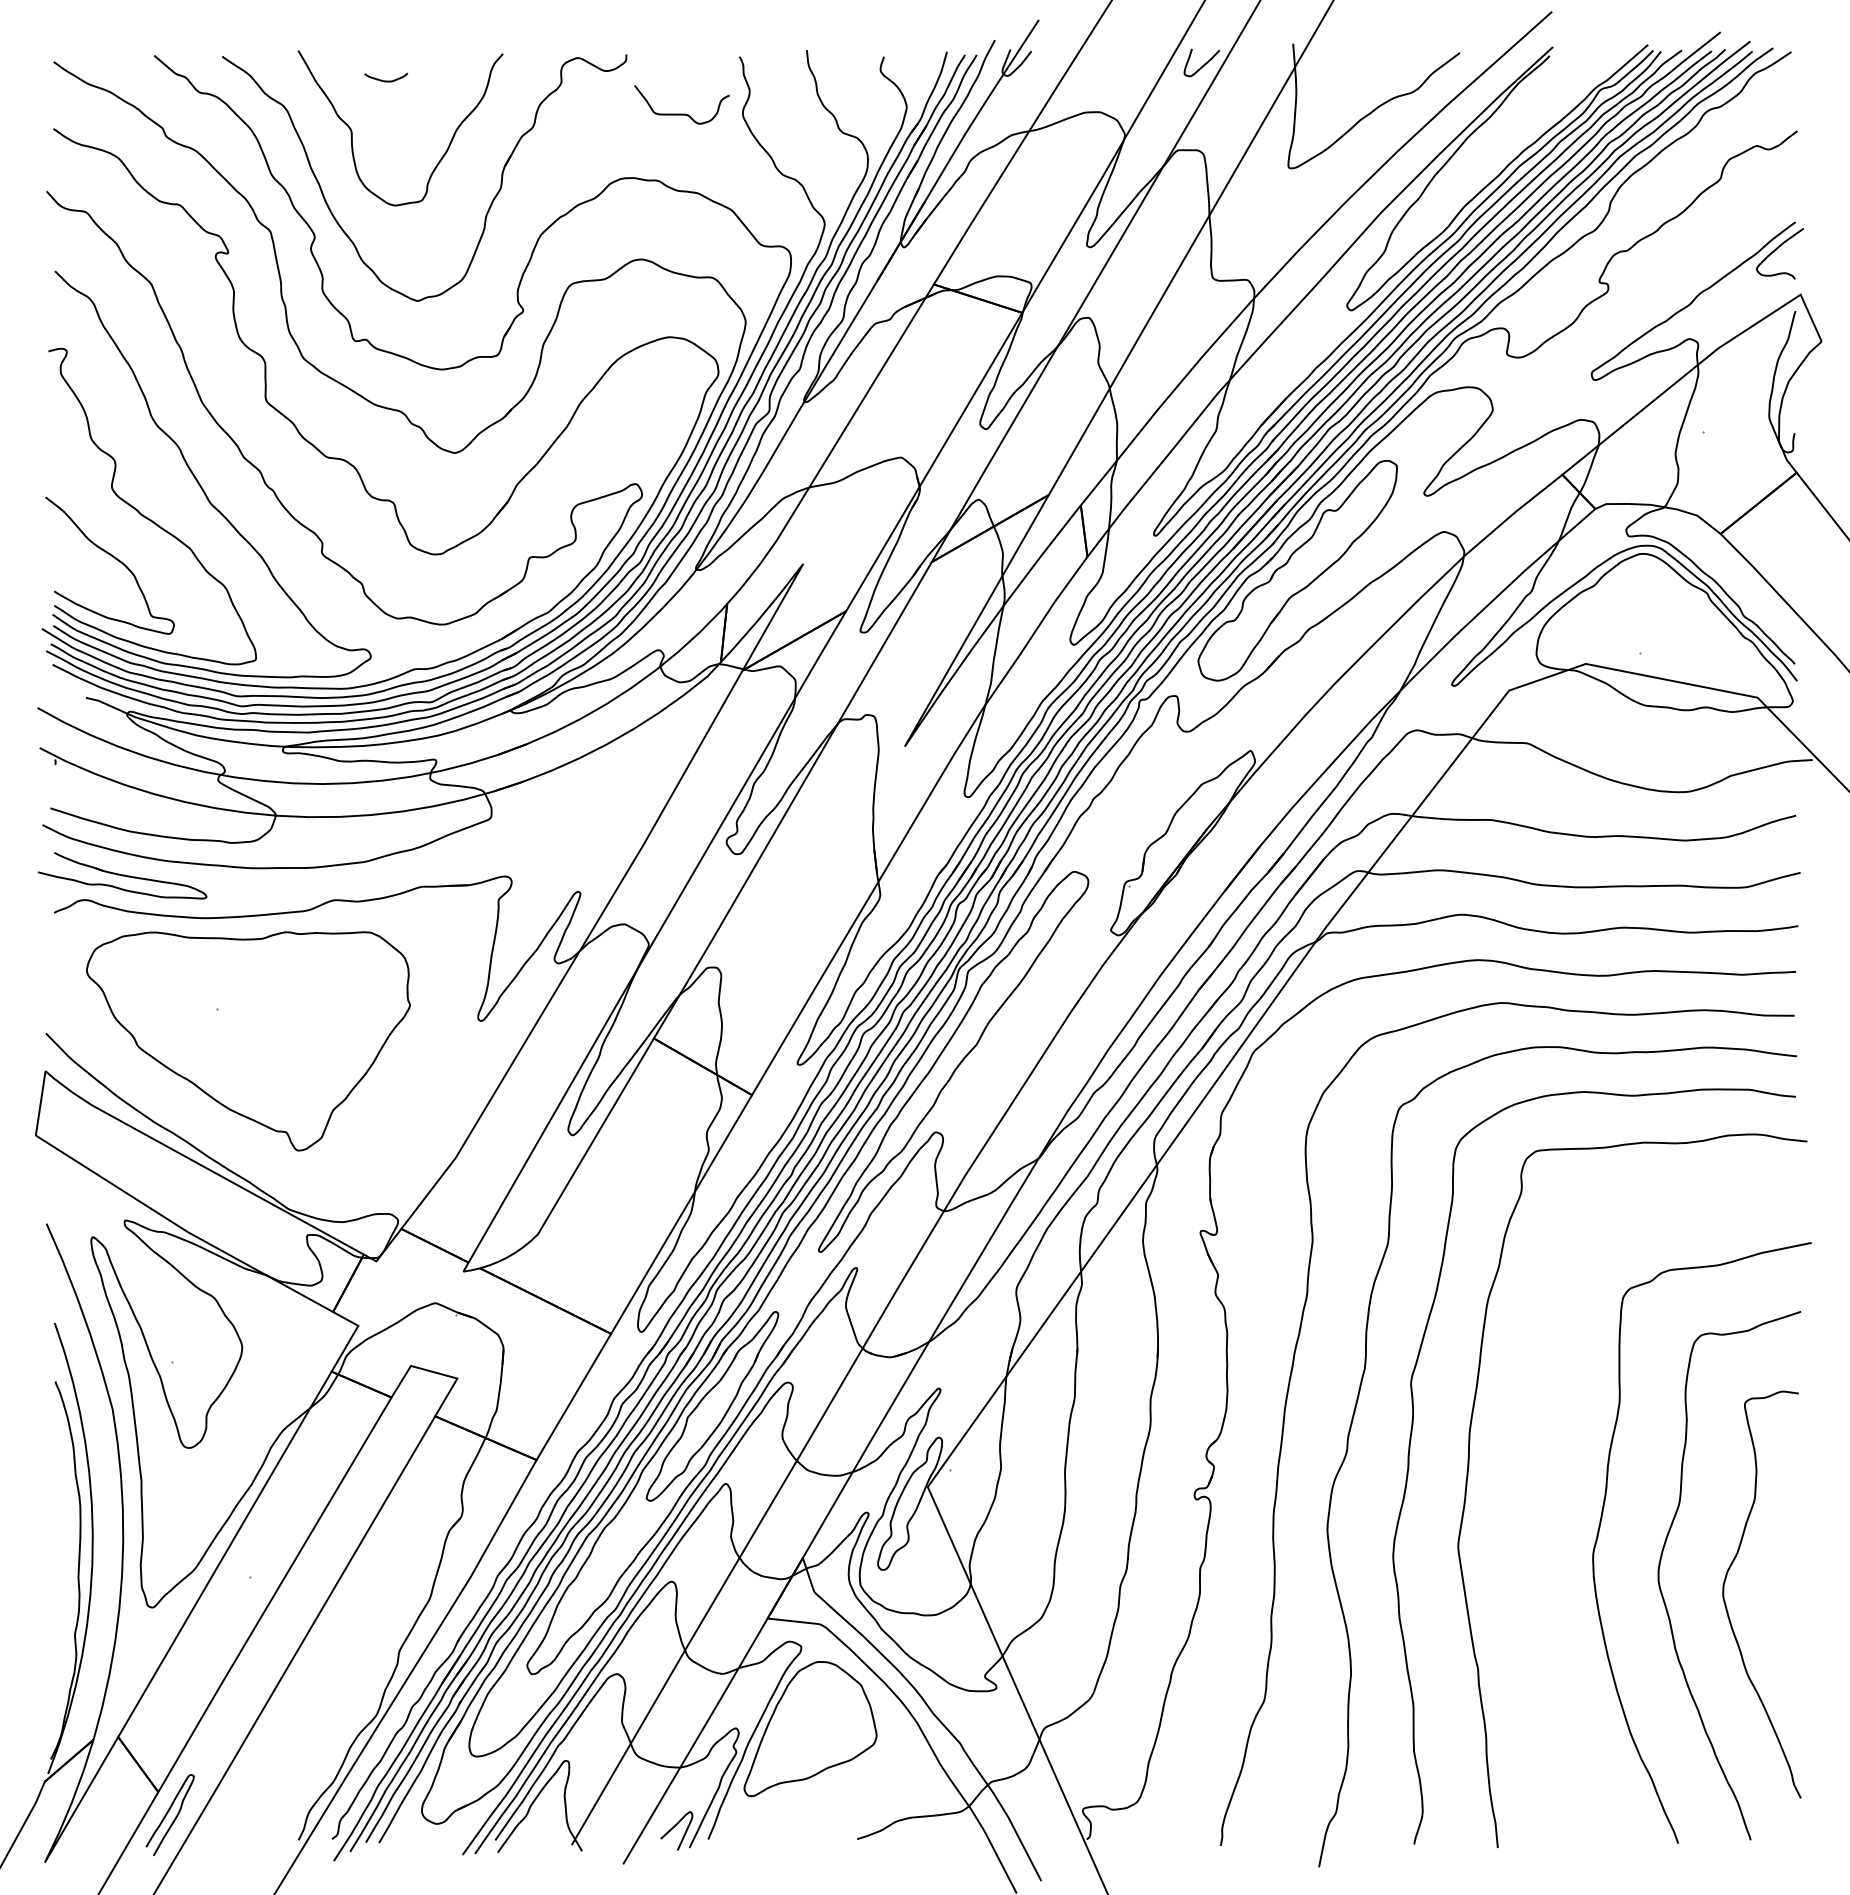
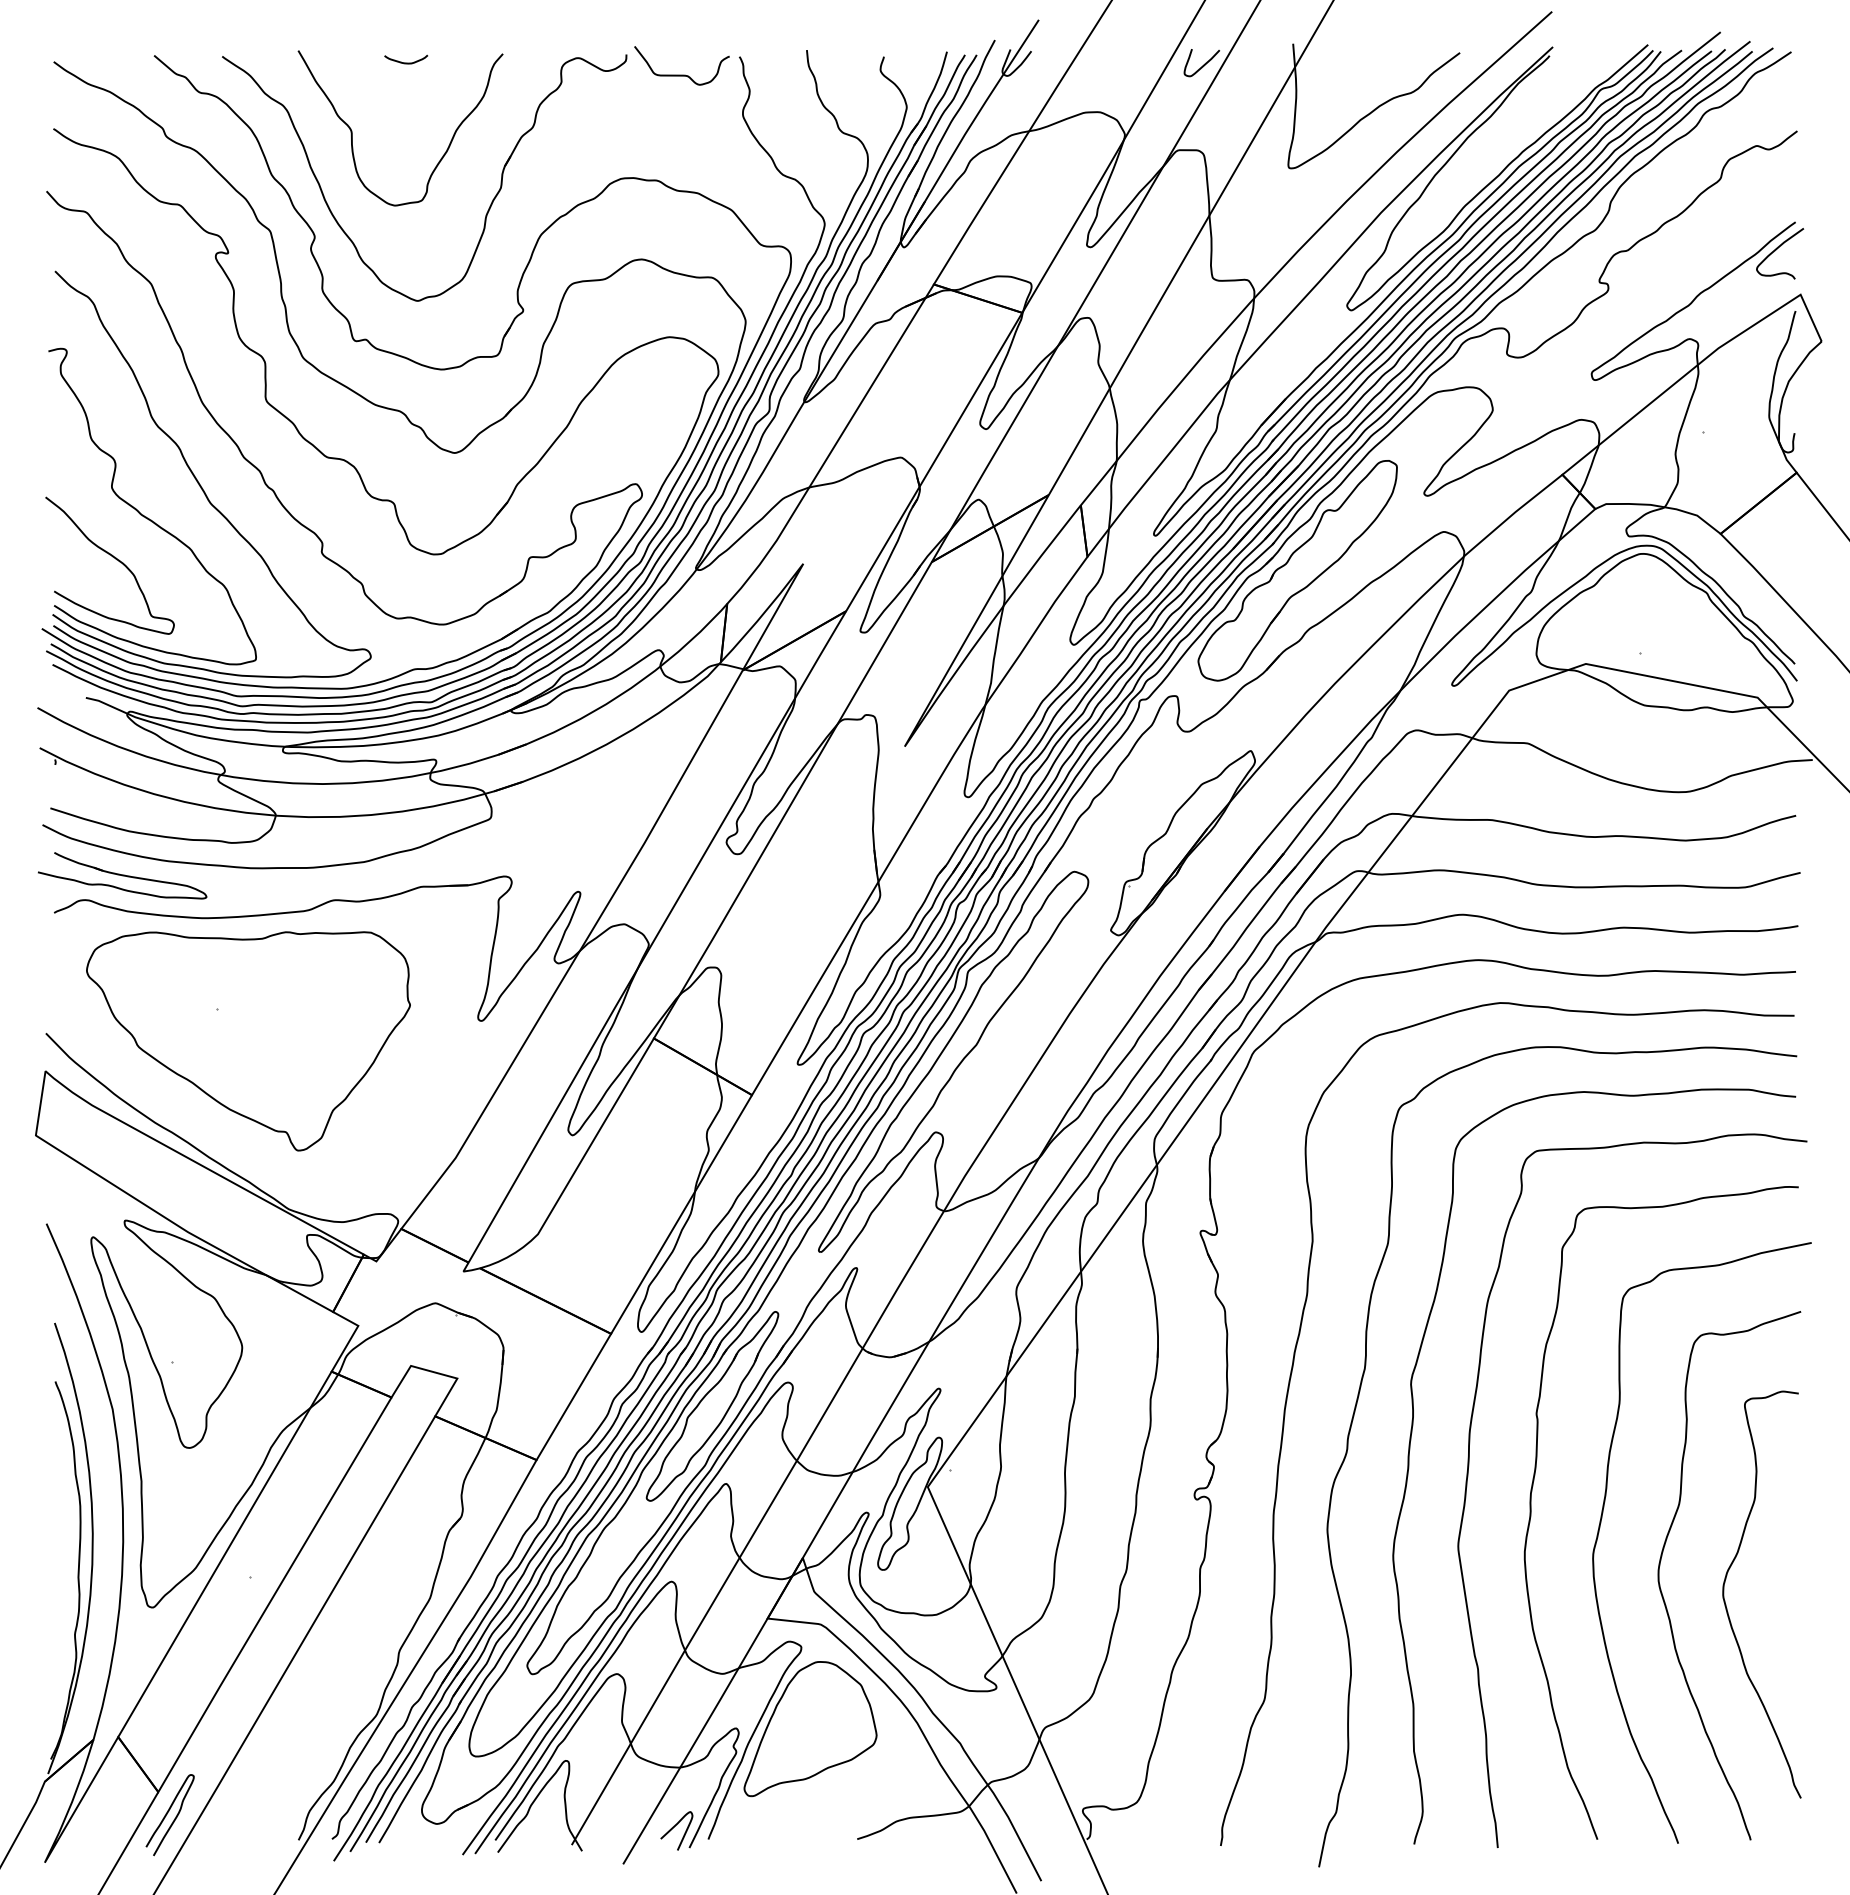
curve position: (386, 80) -> (406, 62) (406, 62)
curve position: (681, 113) -> (681, 74) (681, 74)
curve: none -> present (1531, 1512)
